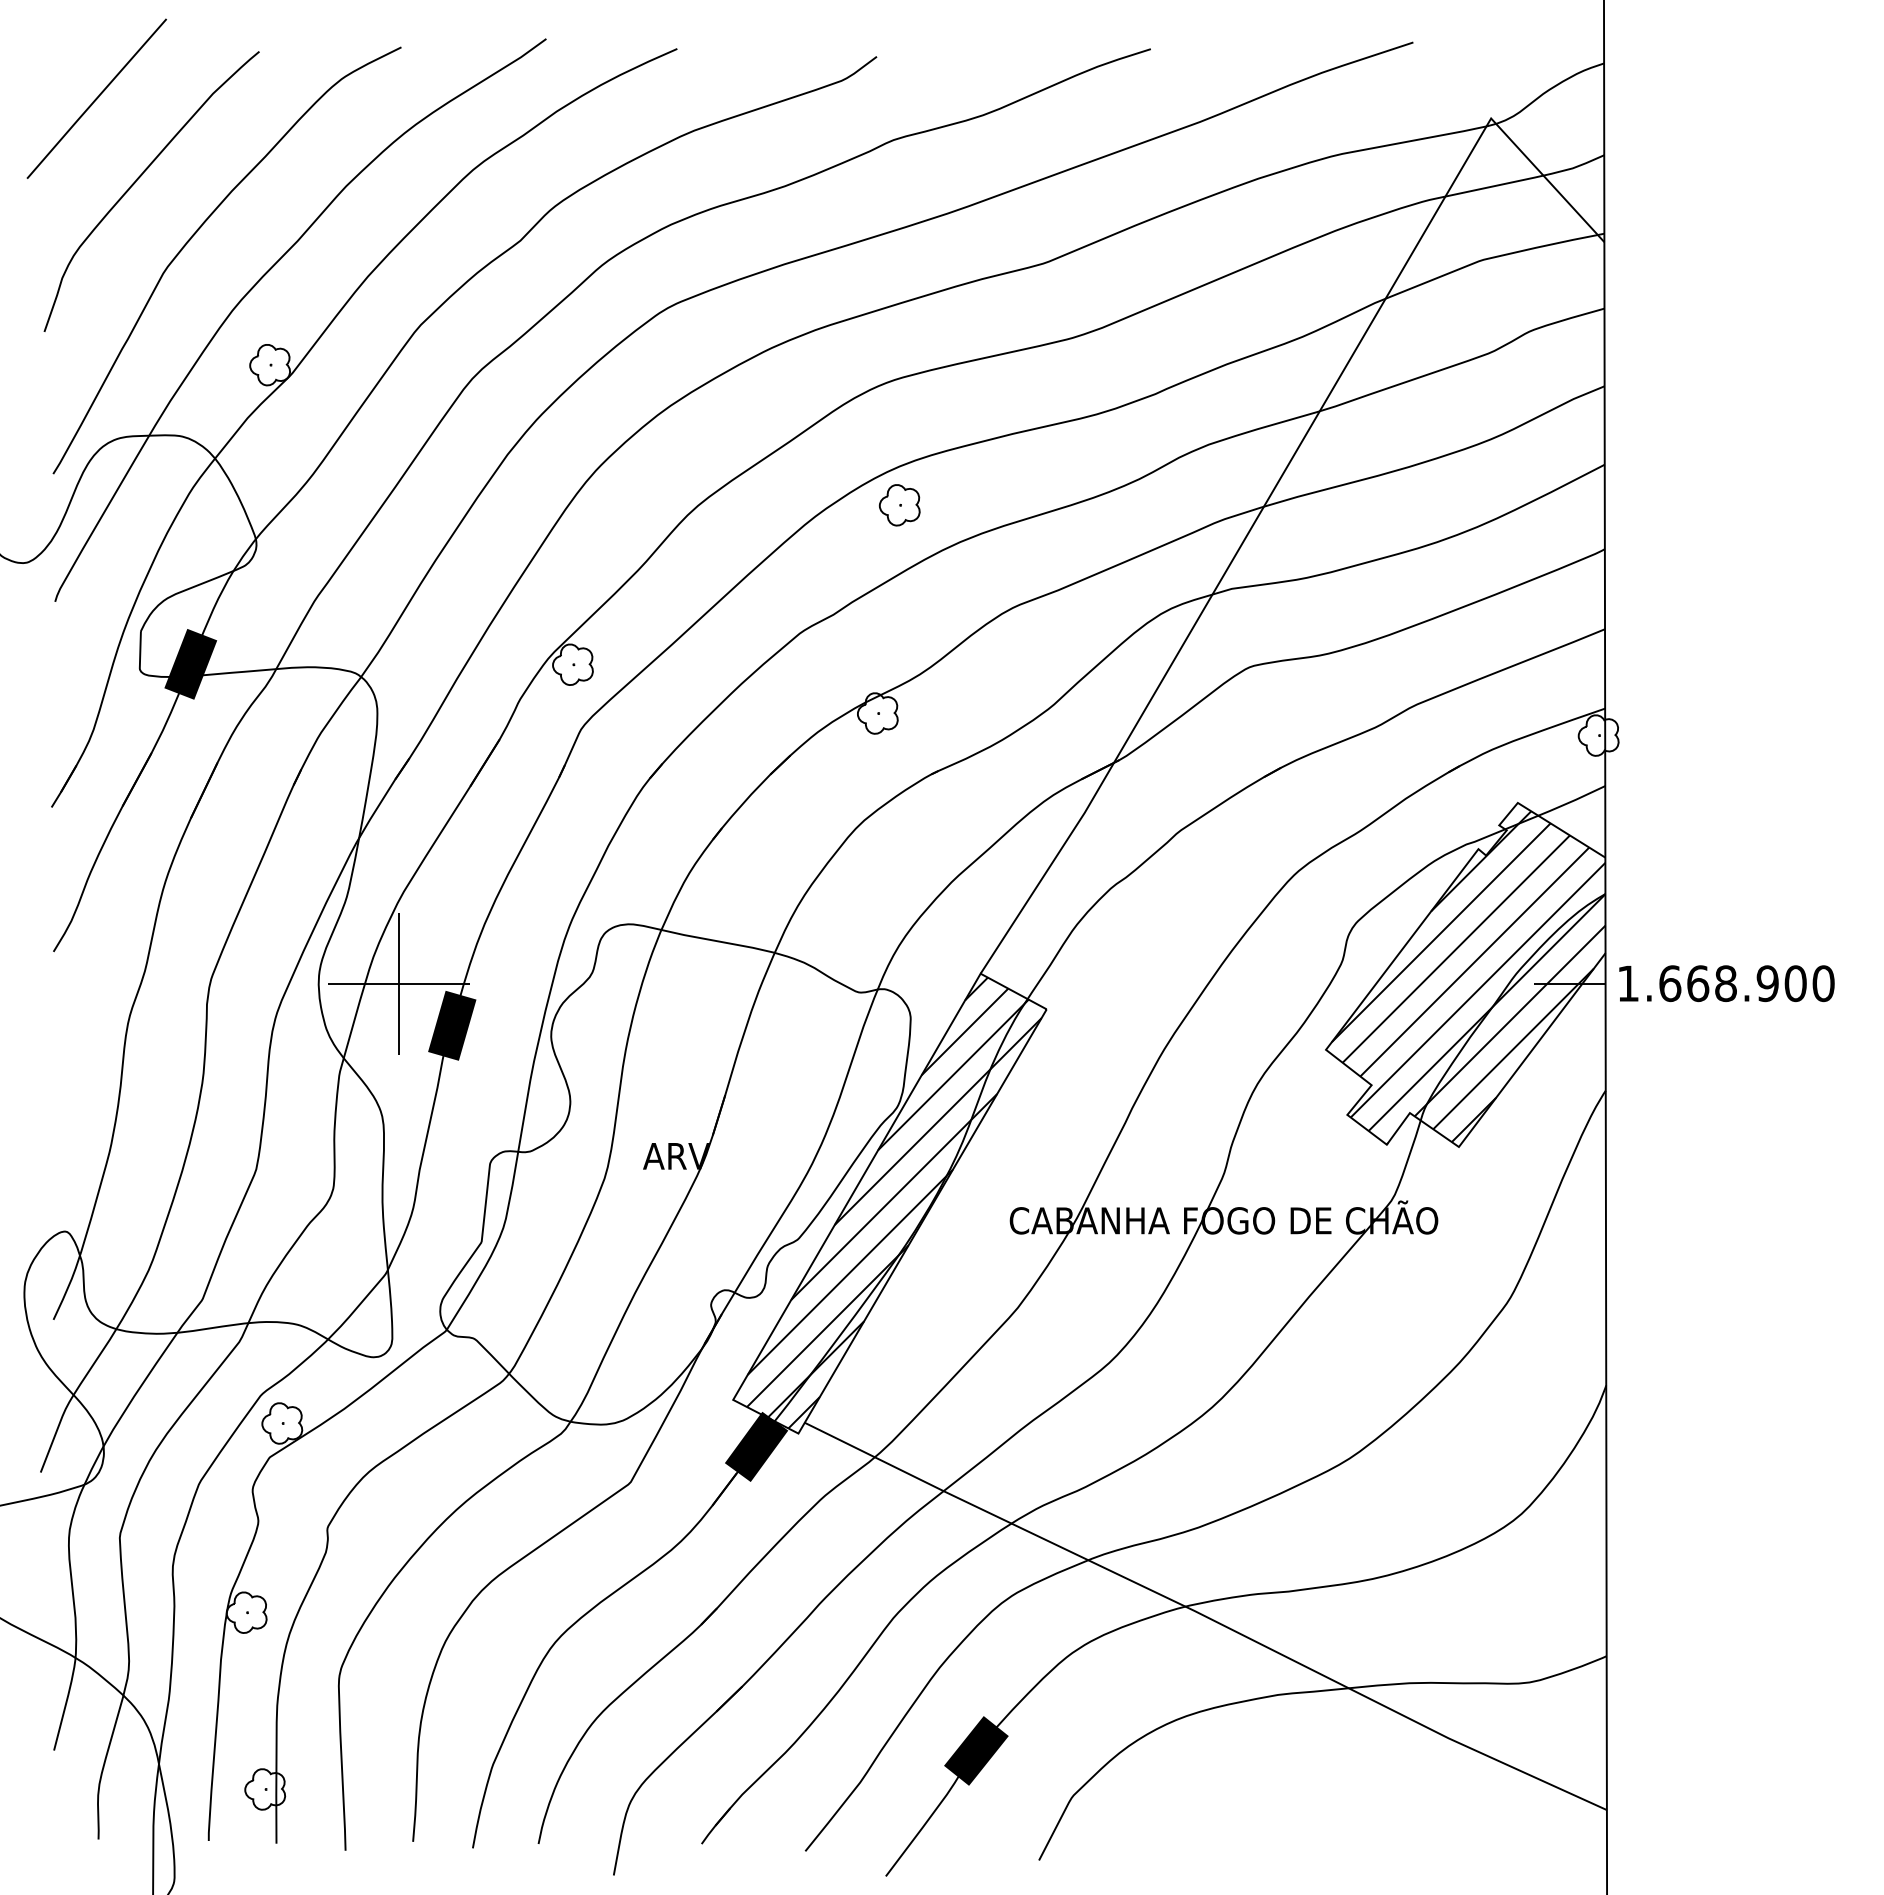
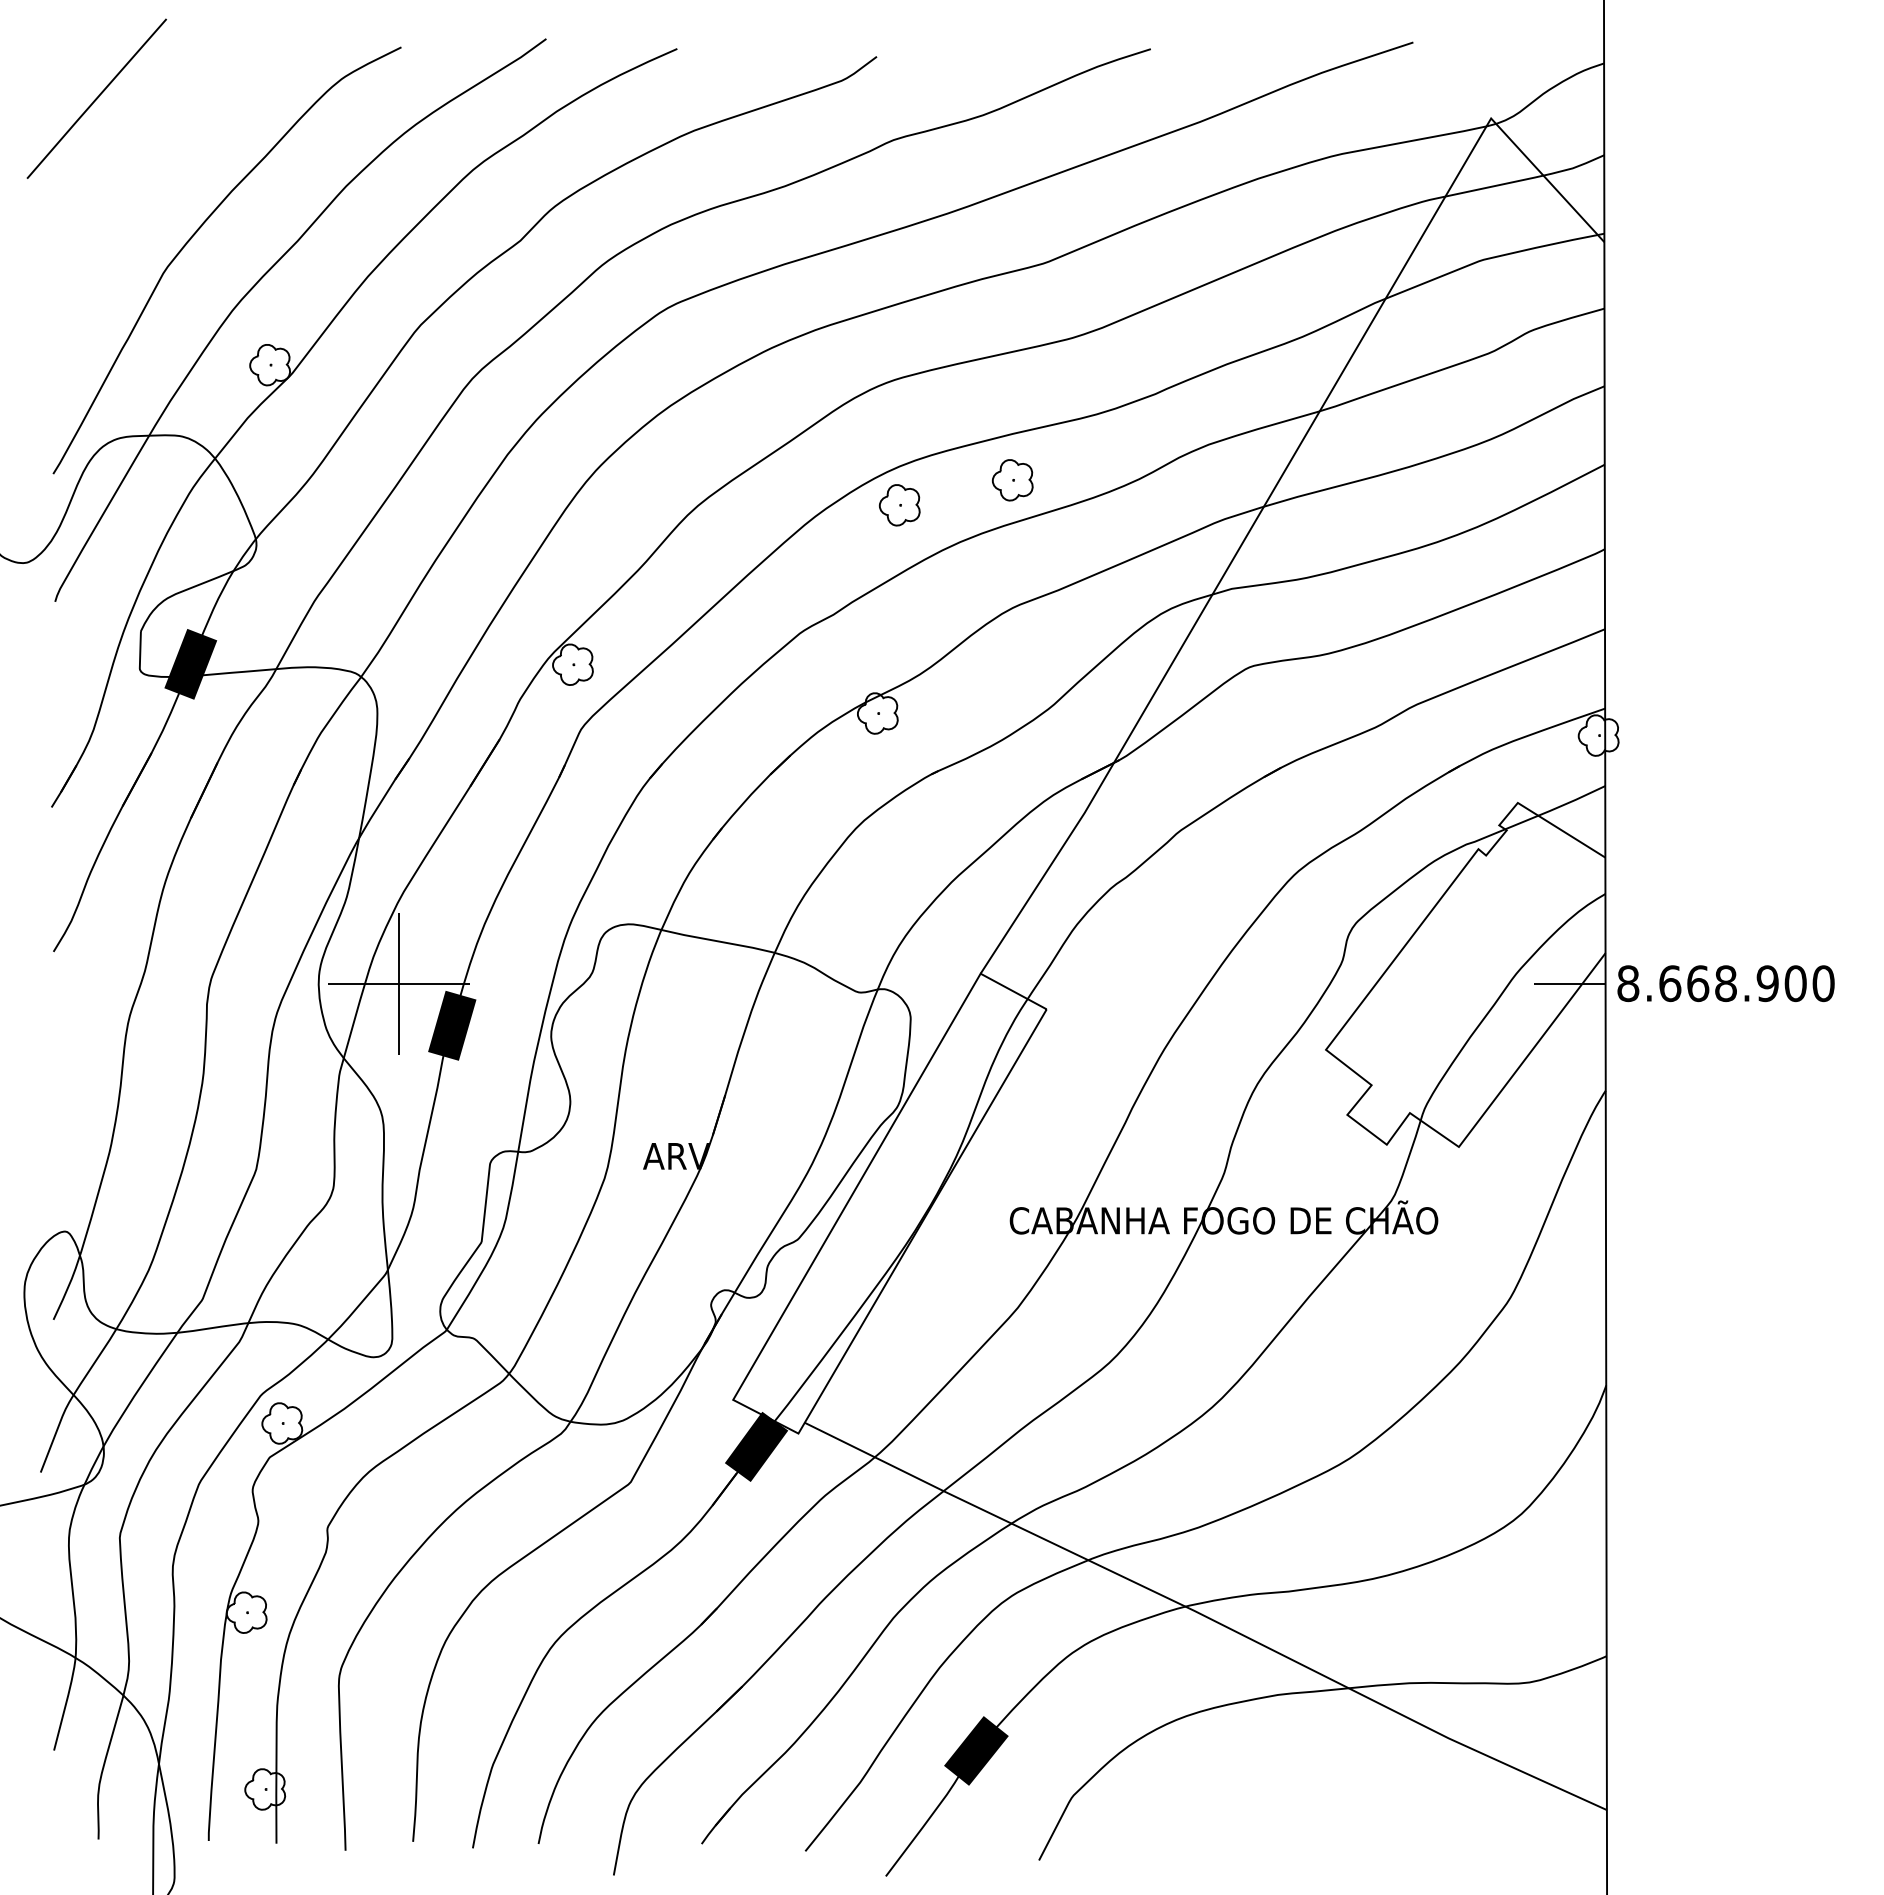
curve: present -> none (139, 178)
part: none -> present (1012, 480)
hatch: present -> none (1468, 977)
text: 1.668.900 -> 8.668.900 (1628, 983)
hatch: present -> none (894, 1202)
